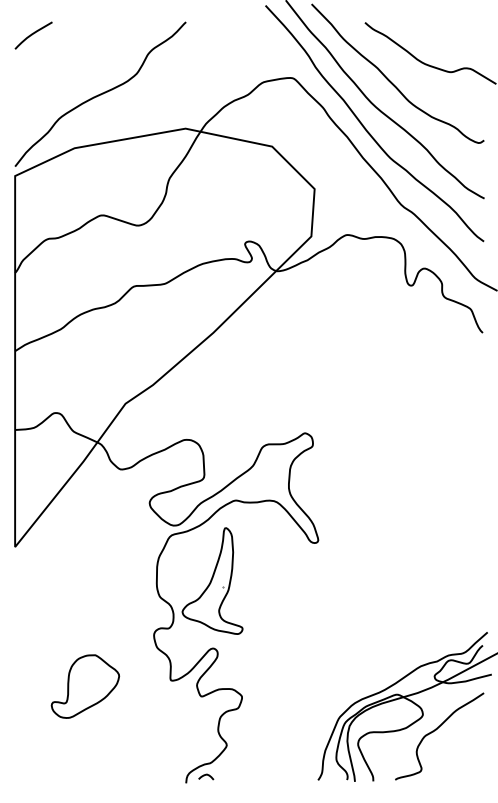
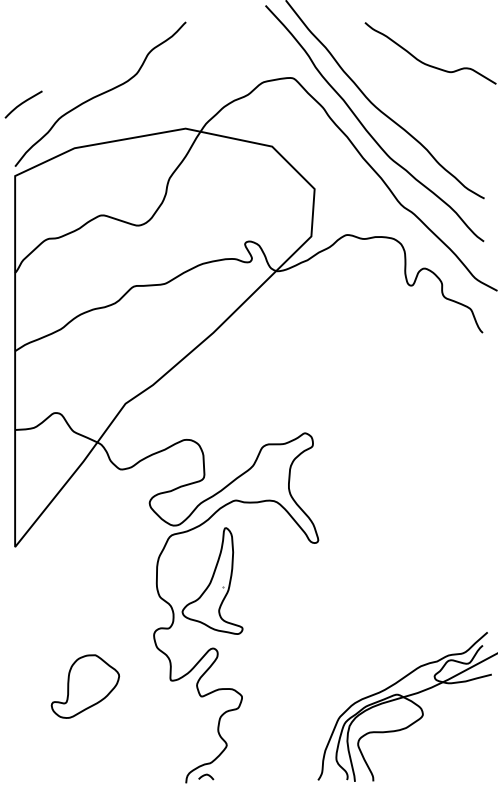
curve position: (33, 34) -> (23, 103) (23, 103)
curve: present -> none (390, 80)
curve: present -> none (436, 730)
